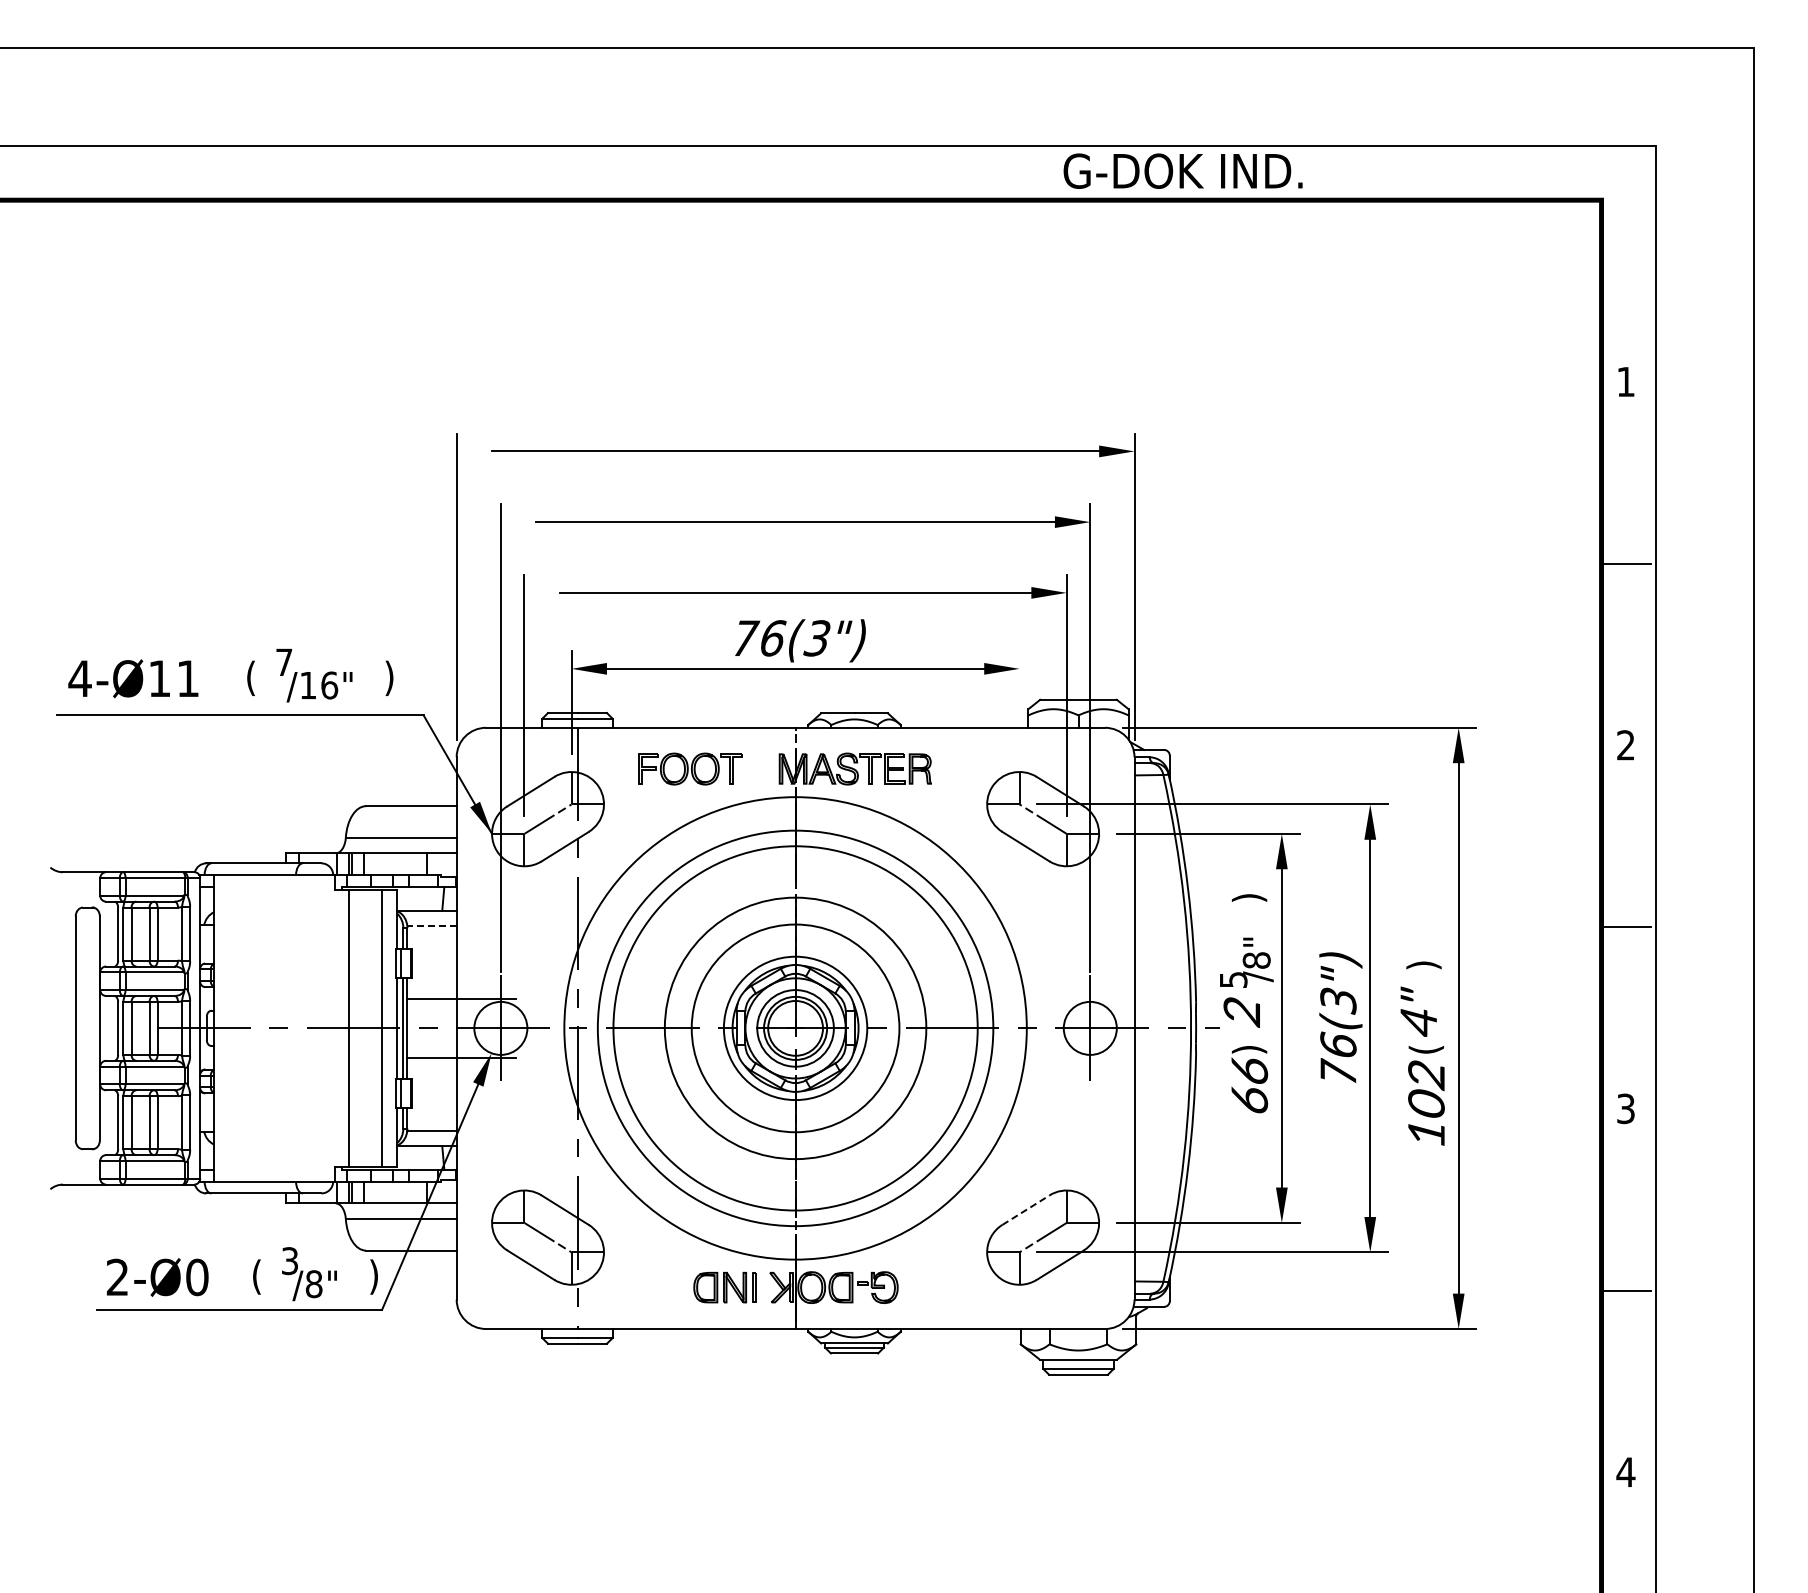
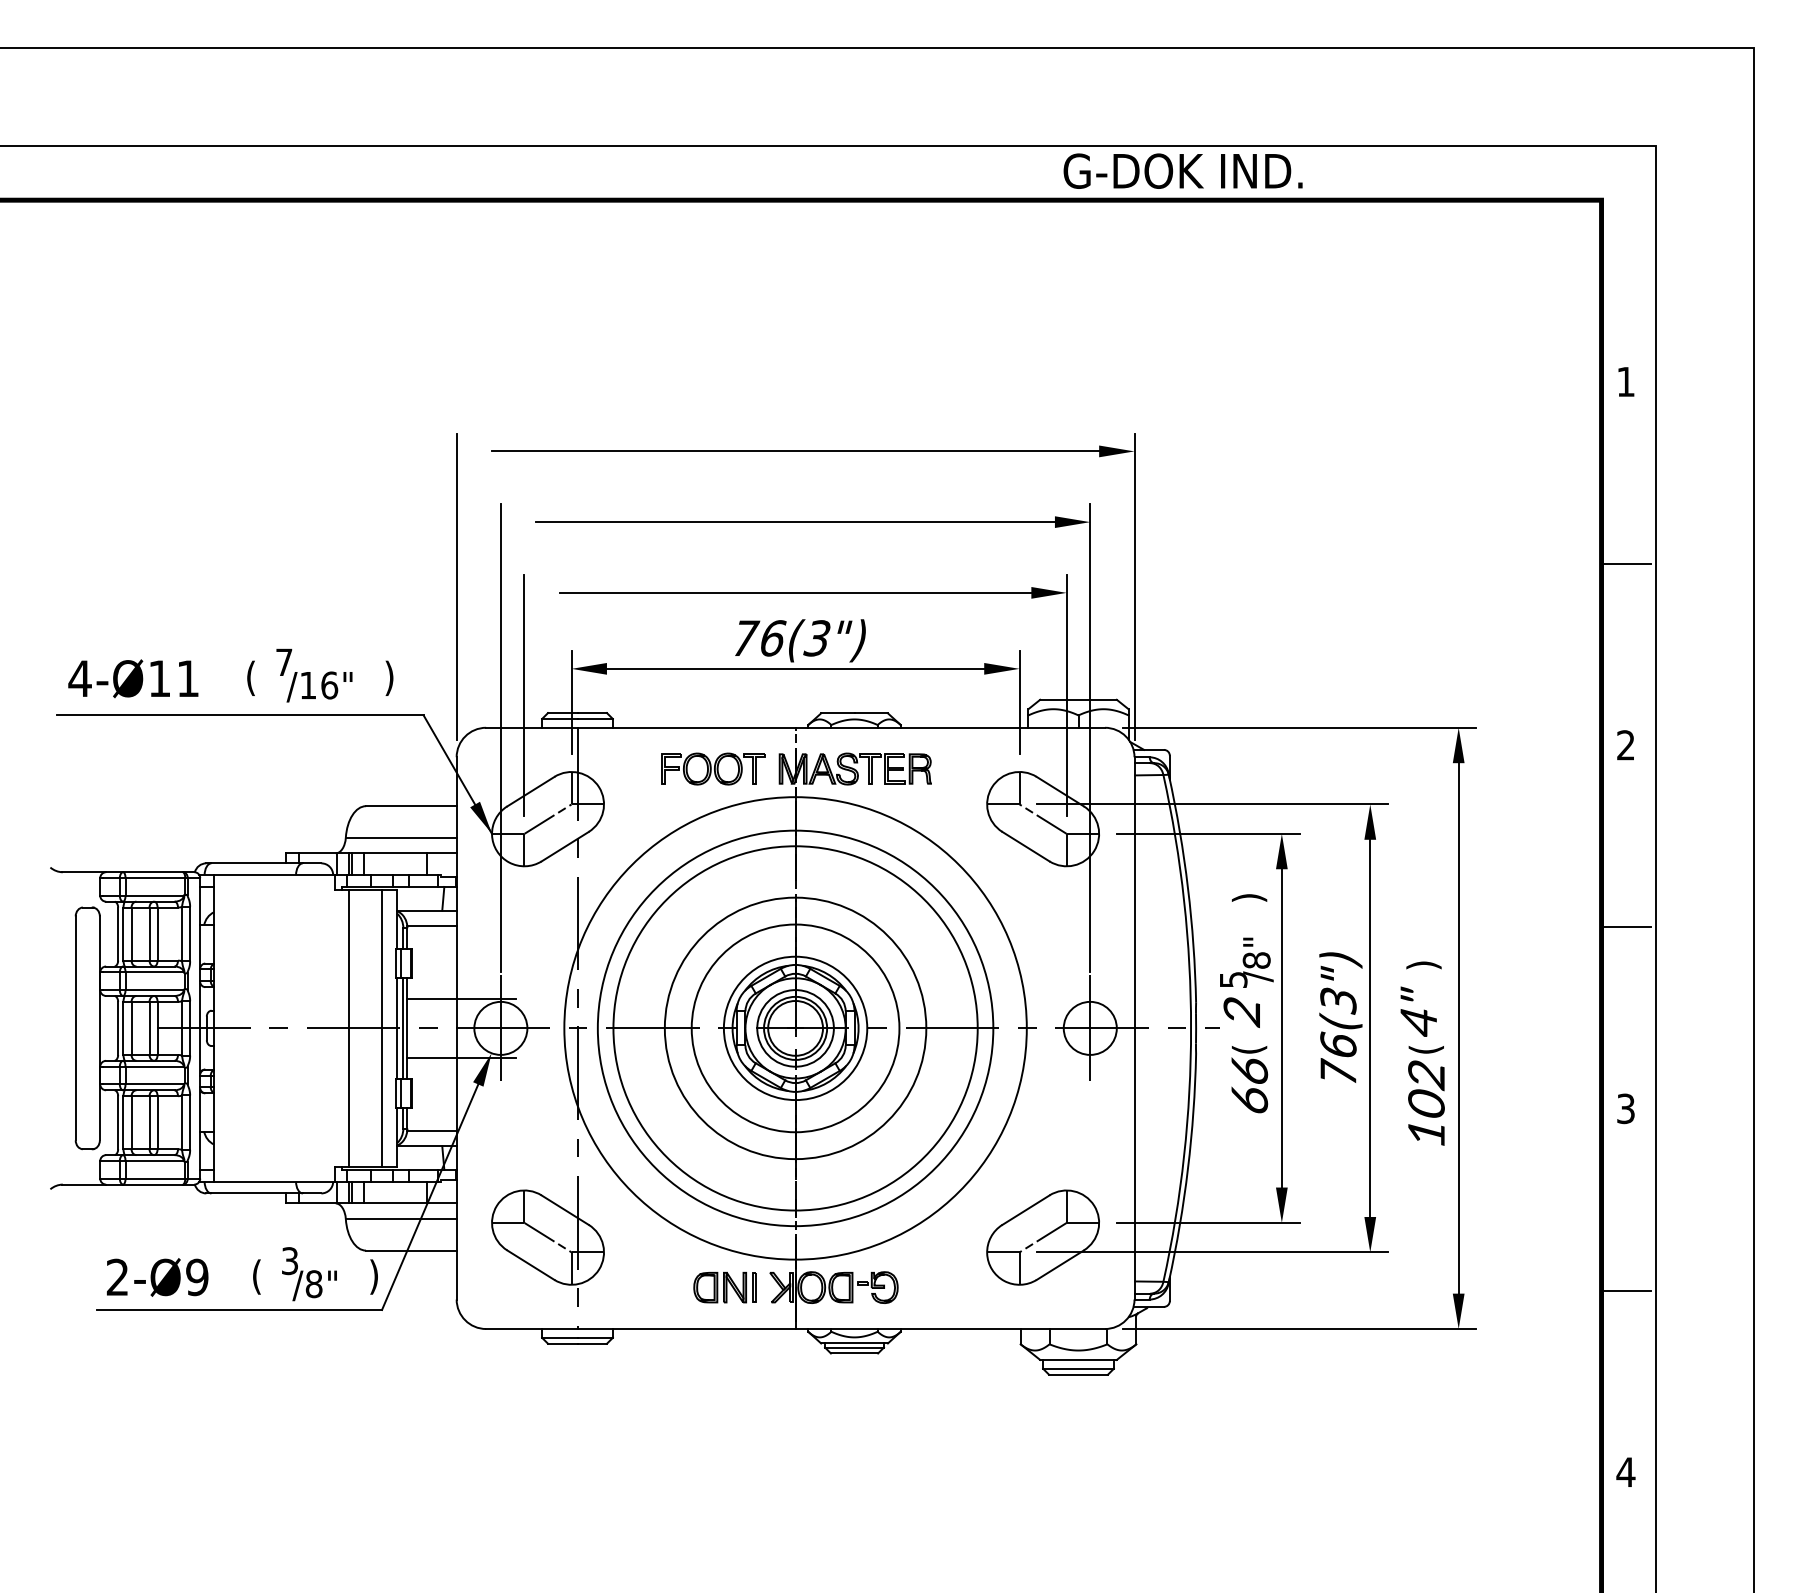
line: none -> present (1019, 702)
part position: (690, 768) -> (713, 768) (713, 768)
line: dashed -> solid (432, 925)
text: ) -> ( (1249, 1049)
line: dashed -> solid (1025, 1210)
text: 2-Ø0 -> 2-Ø9 (197, 1277)
